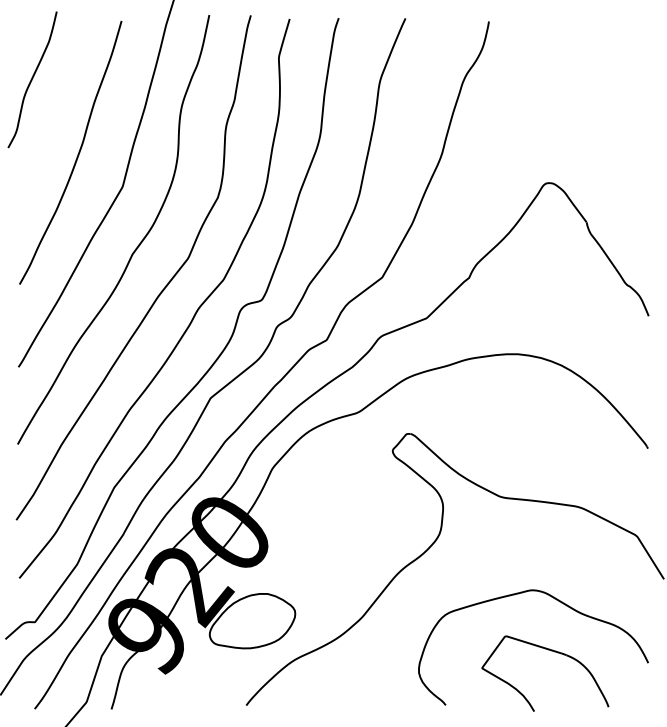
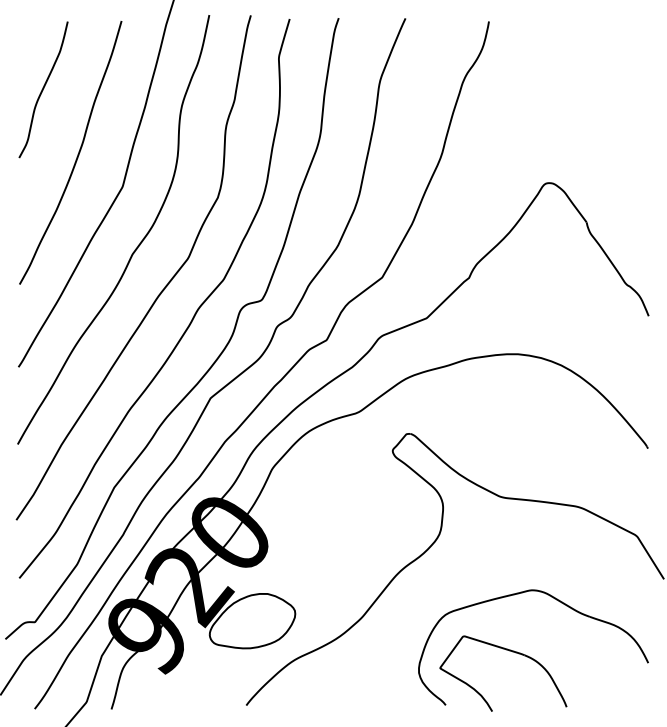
curve position: (32, 79) -> (43, 89) (43, 89)
part position: (551, 651) -> (509, 651) (509, 651)
